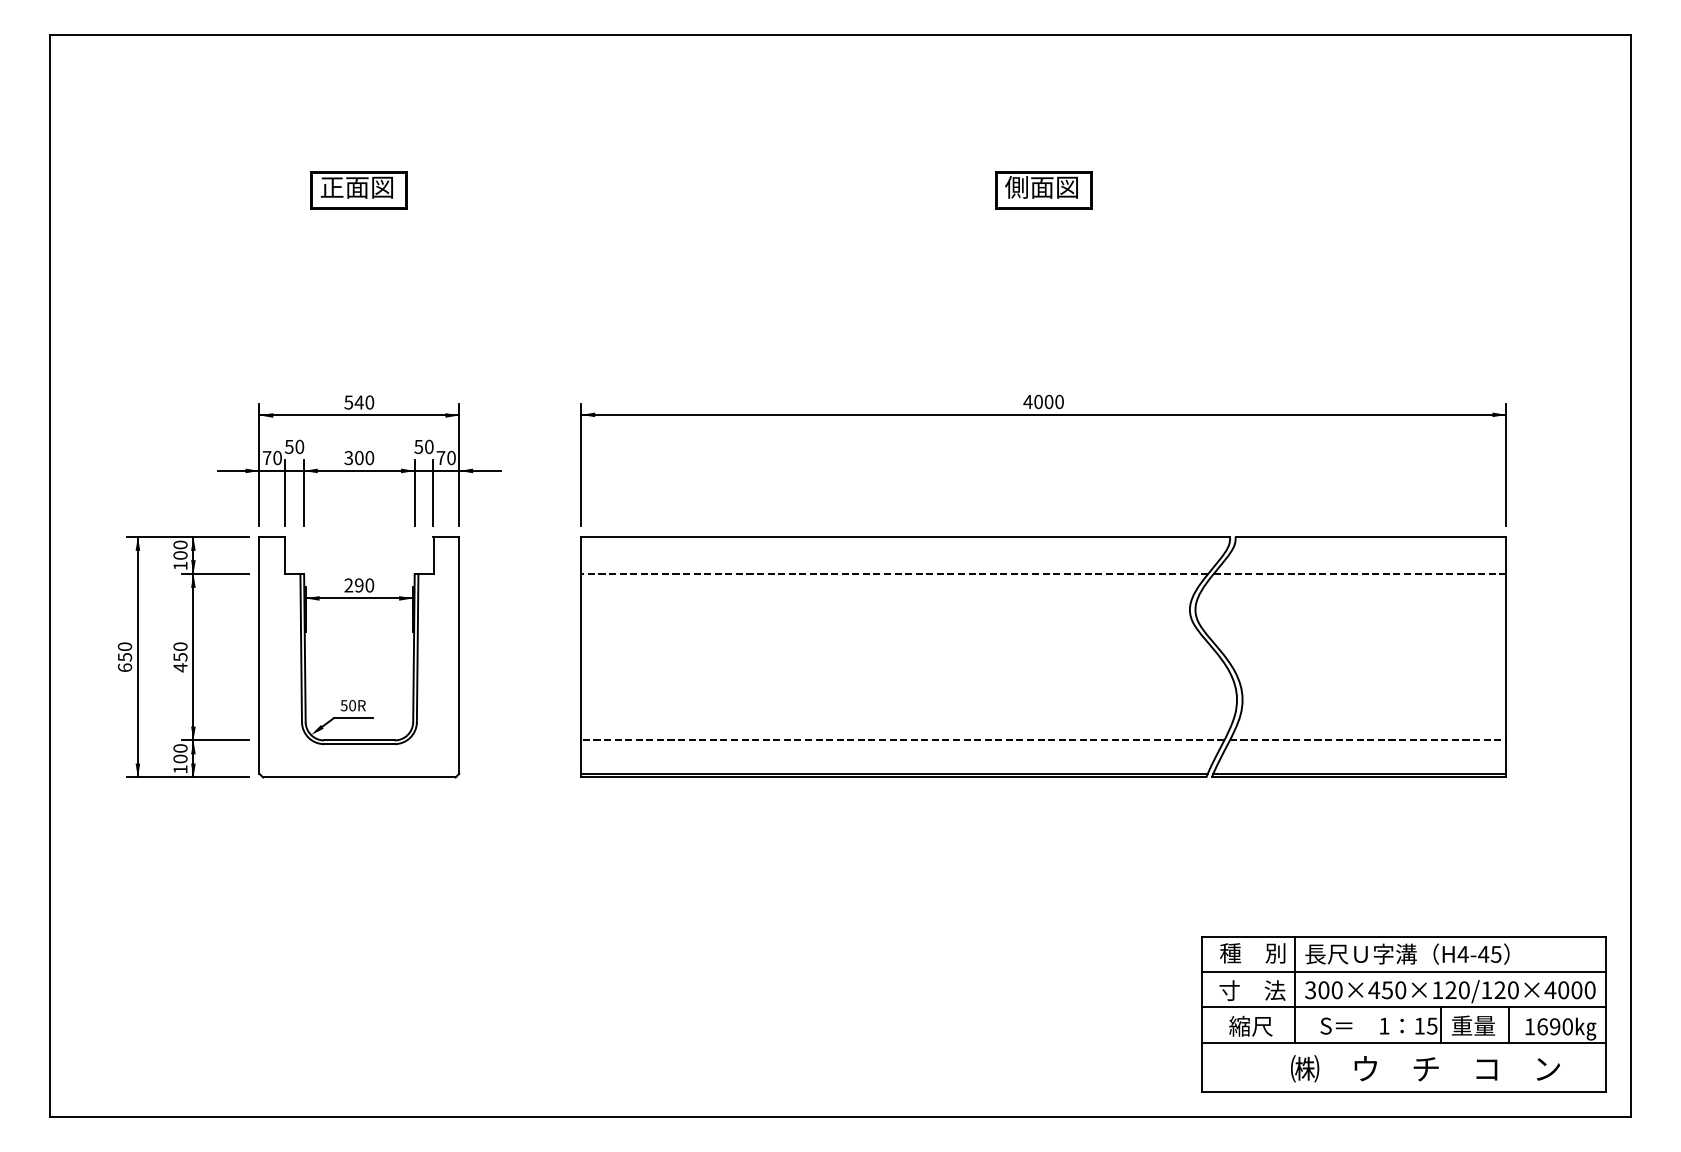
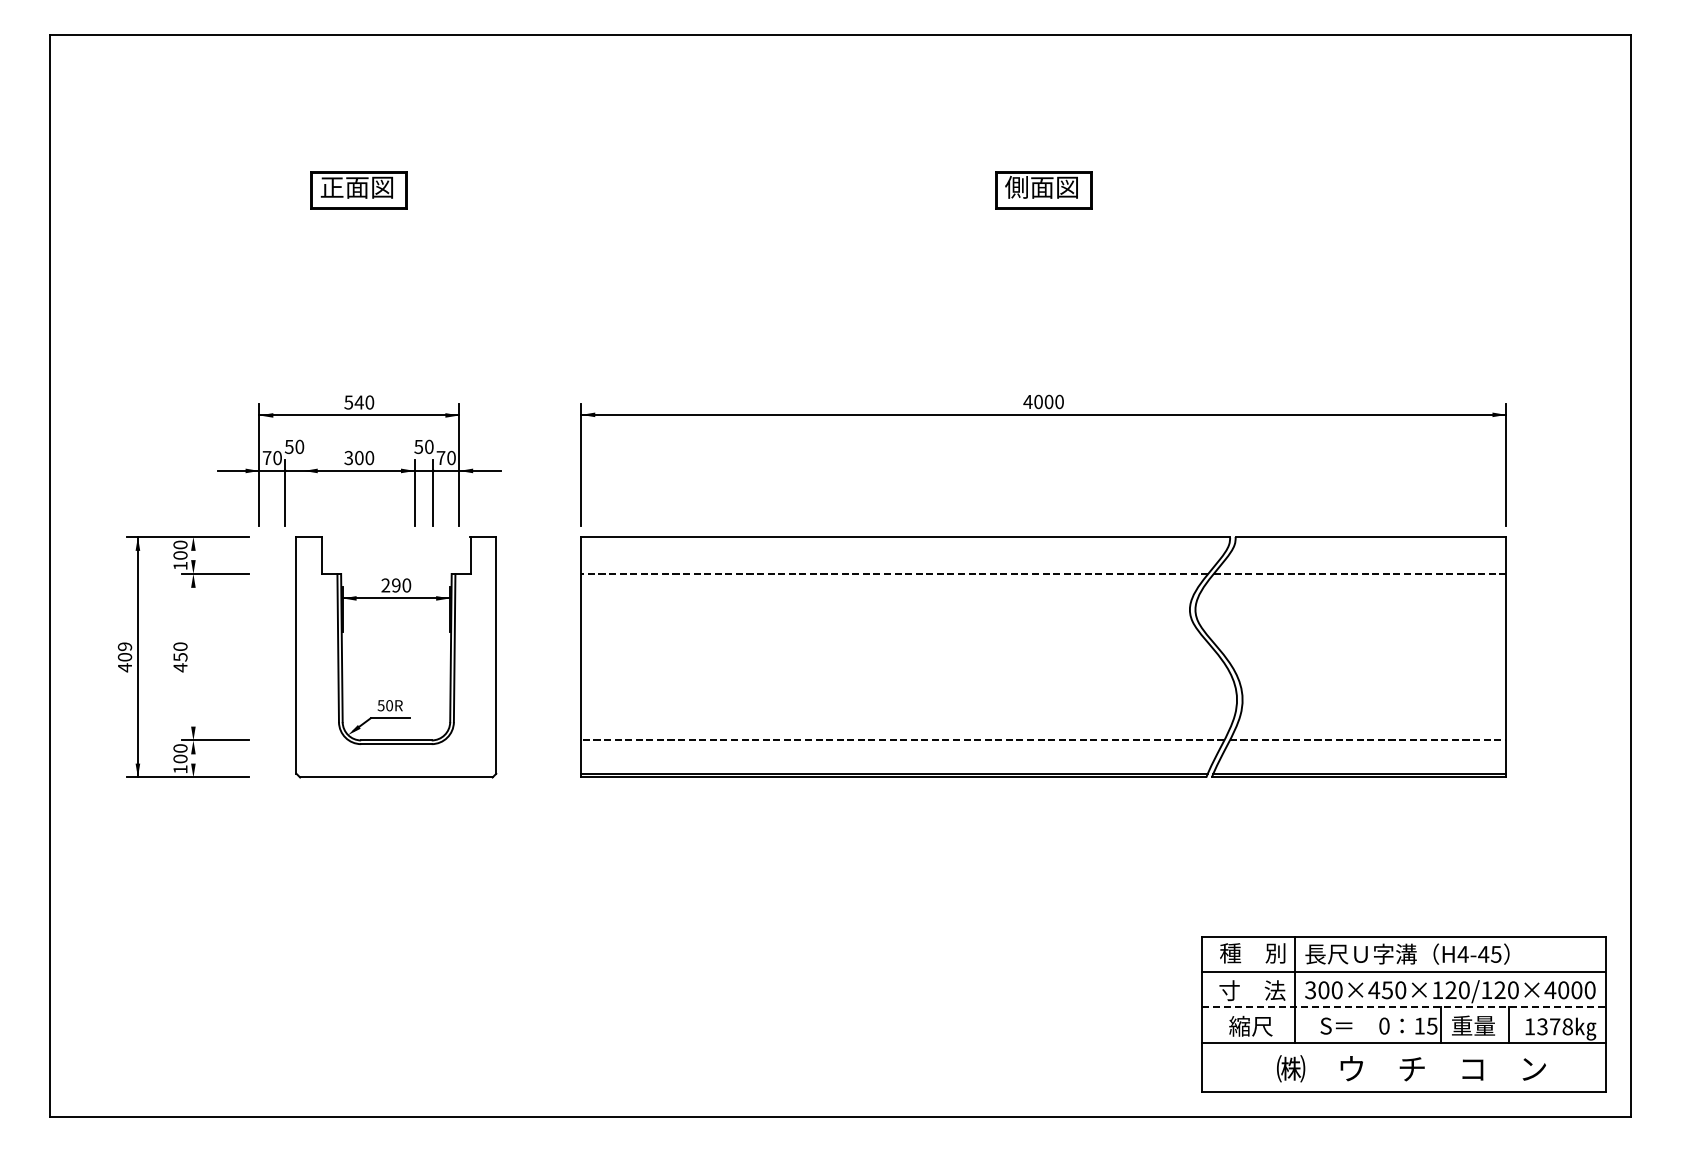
line: present -> none (303, 492)
text: 650 -> 409 (124, 657)
line: present -> none (193, 657)
part position: (359, 657) -> (396, 657) (396, 657)
line: solid -> dashed (1404, 1007)
text: 1 -> 0 (1384, 1025)
text: 1690 -> 1378 (1554, 1026)
text position: (1425, 1068) -> (1411, 1068) (1411, 1068)
